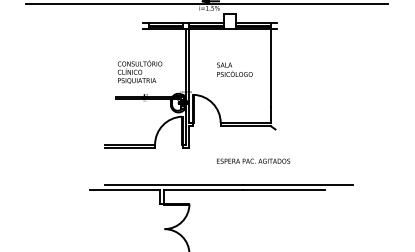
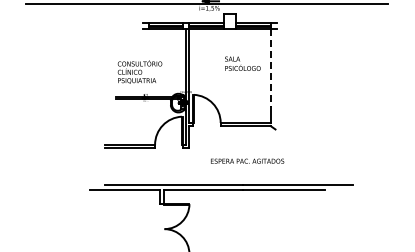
line: solid -> dashed (270, 68)
text position: (234, 69) -> (242, 63) (242, 63)
text position: (253, 160) -> (247, 160) (247, 160)
